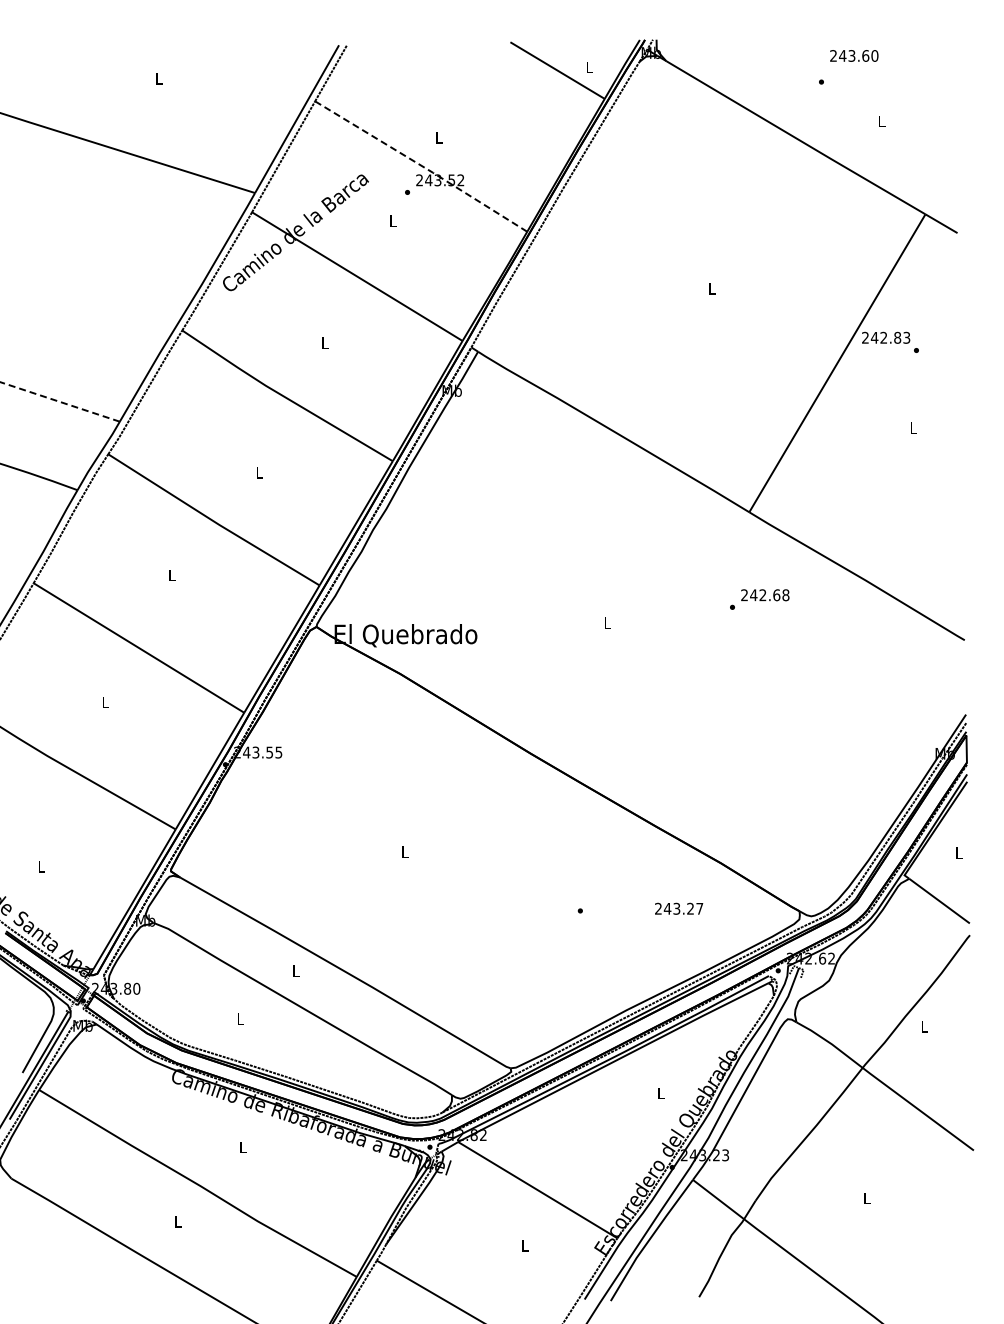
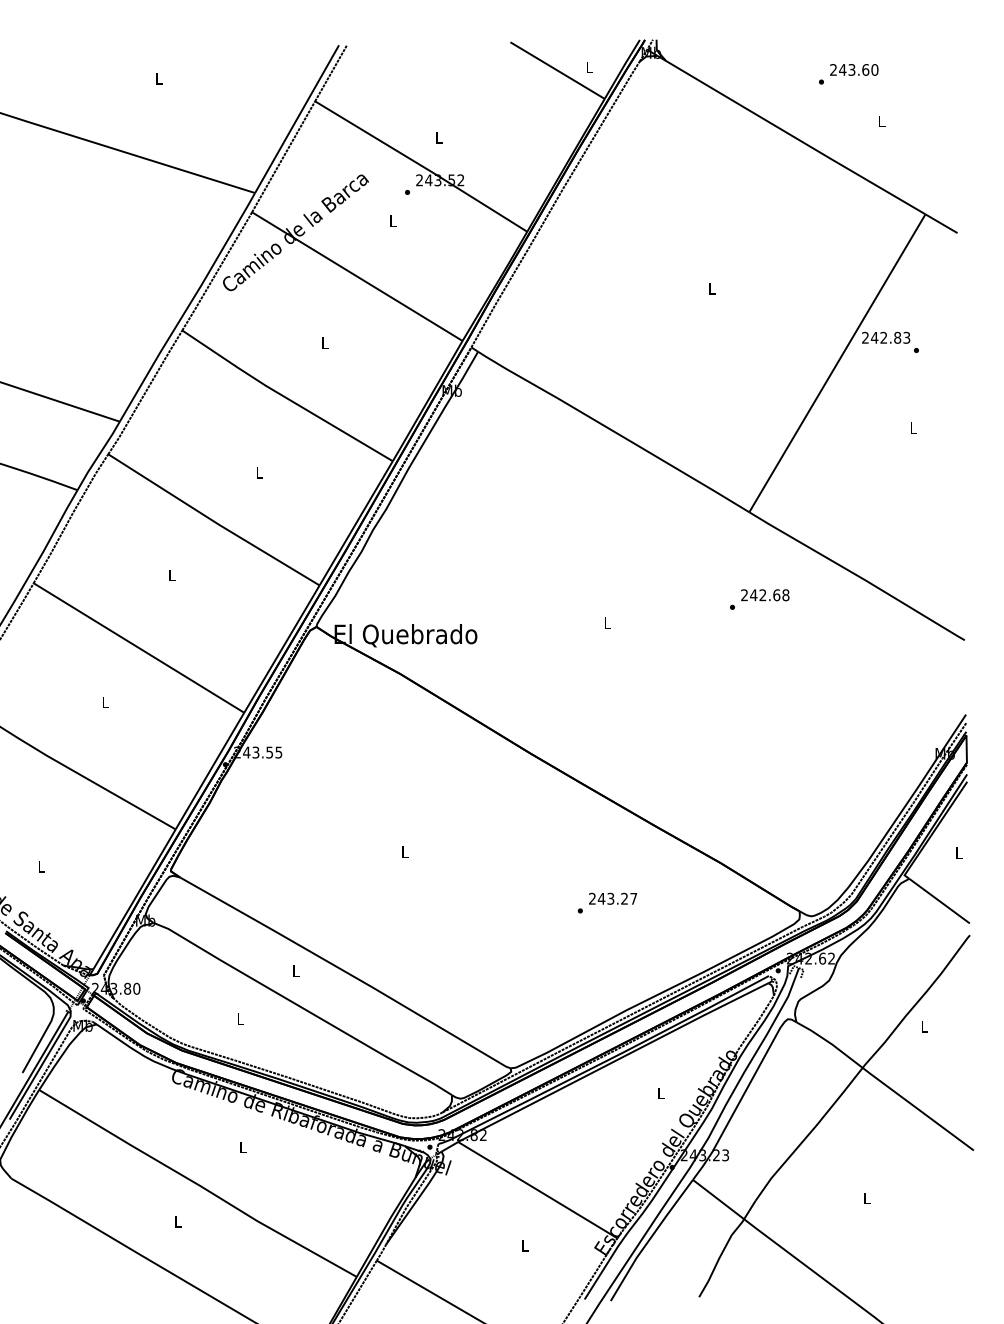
text position: (854, 55) -> (854, 69) (854, 69)
line: dashed -> solid (422, 166)
line: dashed -> solid (60, 401)
text position: (679, 908) -> (613, 898) (613, 898)
